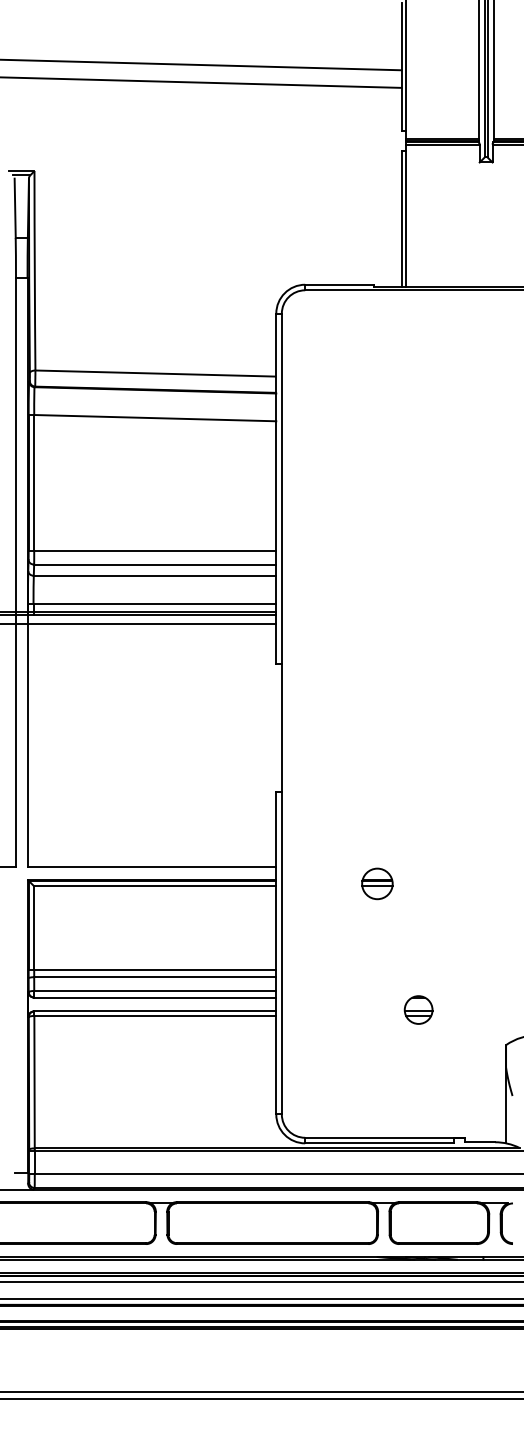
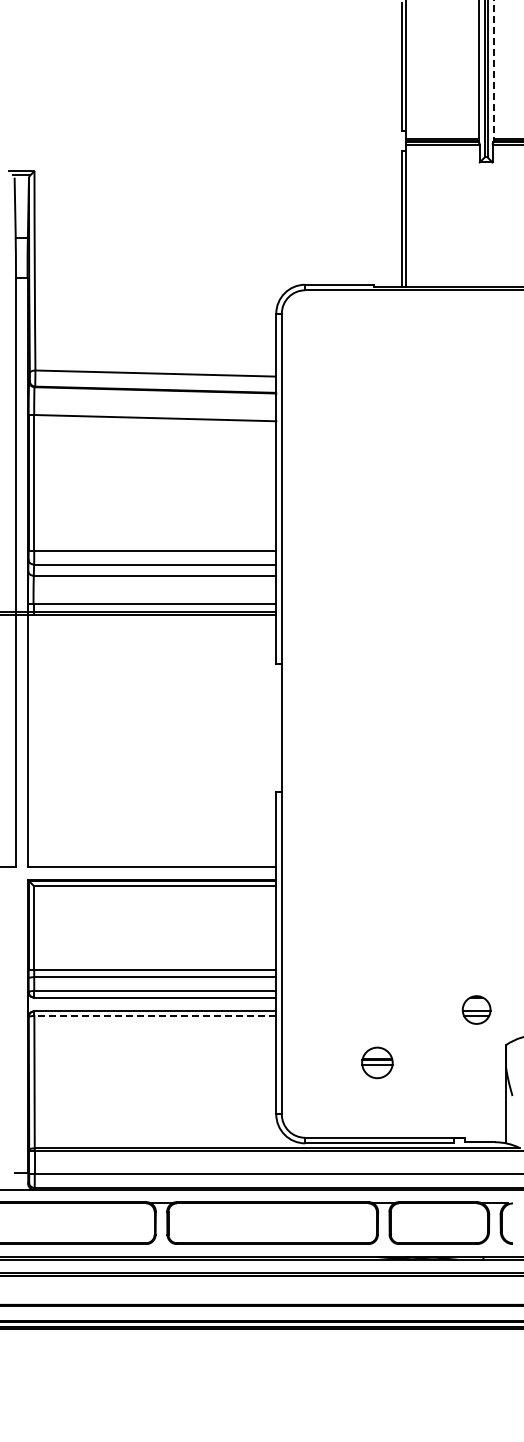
line: present -> none (201, 64)
line: solid -> dashed (493, 71)
line: present -> none (201, 82)
line: present -> none (139, 623)
part position: (377, 883) -> (377, 1062) (377, 1062)
part position: (418, 1009) -> (476, 1009) (476, 1009)
line: solid -> dashed (154, 1016)
line: present -> none (261, 1281)
line: present -> none (261, 1299)
line: present -> none (261, 1391)
line: present -> none (261, 1398)
